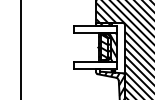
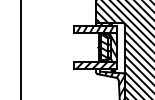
hatch: none -> present (96, 29)
hatch: none -> present (95, 65)
